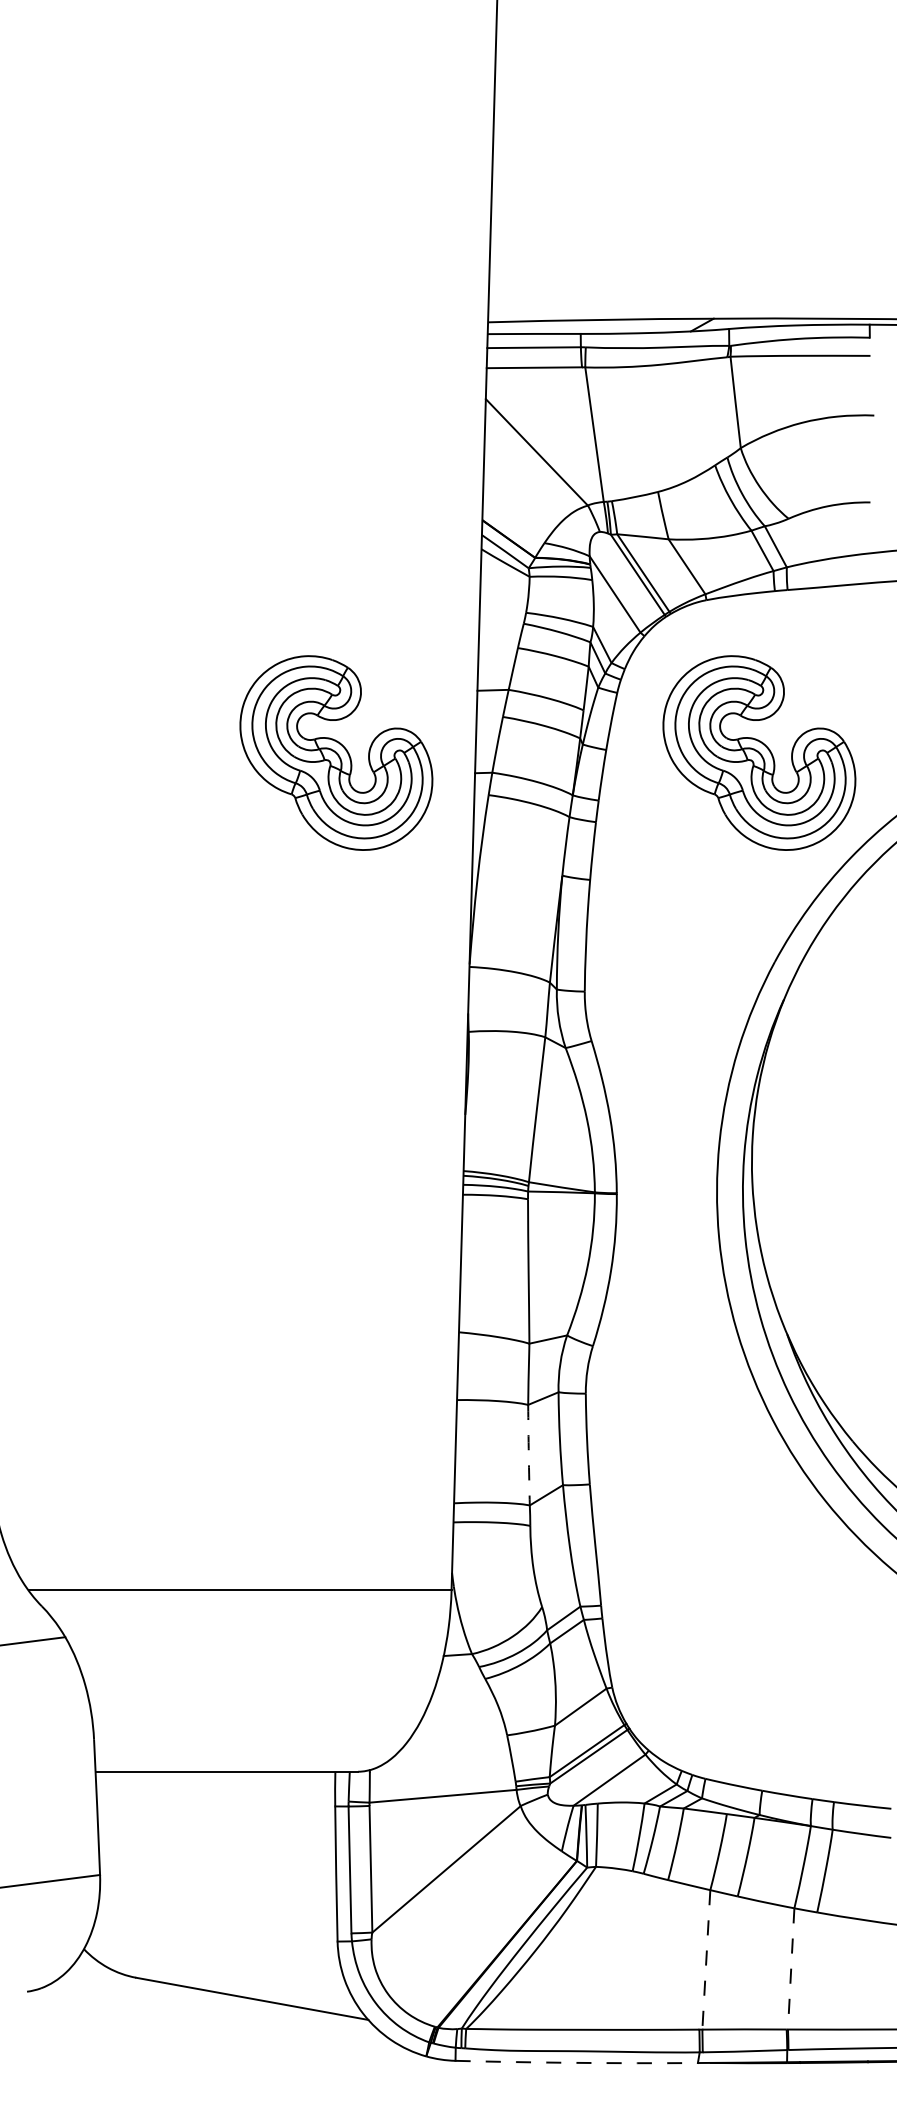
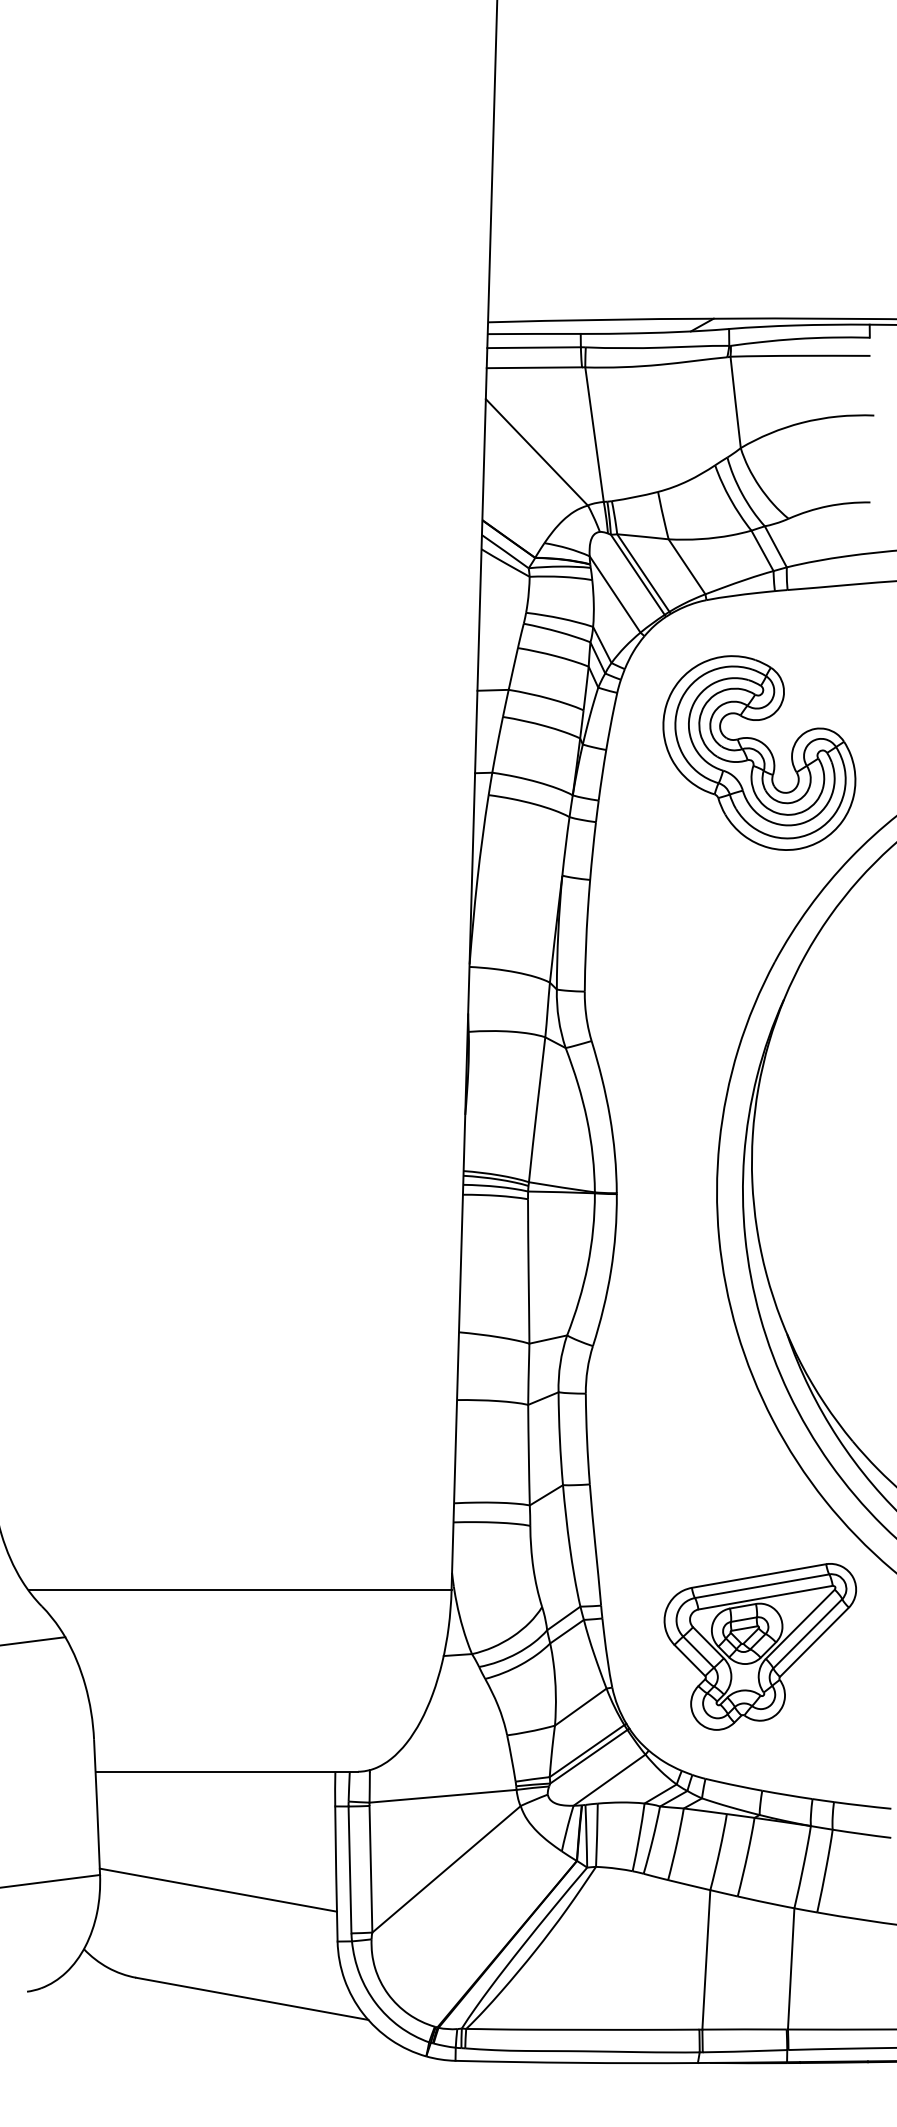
part: present -> none (336, 752)
arc: dashed -> solid (528, 1455)
part: none -> present (759, 1646)
line: none -> present (217, 1889)
line: dashed -> solid (706, 1959)
line: dashed -> solid (791, 1968)
arc: dashed -> solid (576, 2062)
